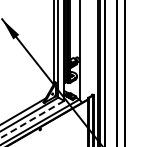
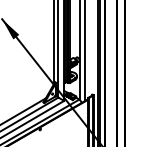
line: none -> present (85, 51)
line: dashed -> solid (32, 119)
